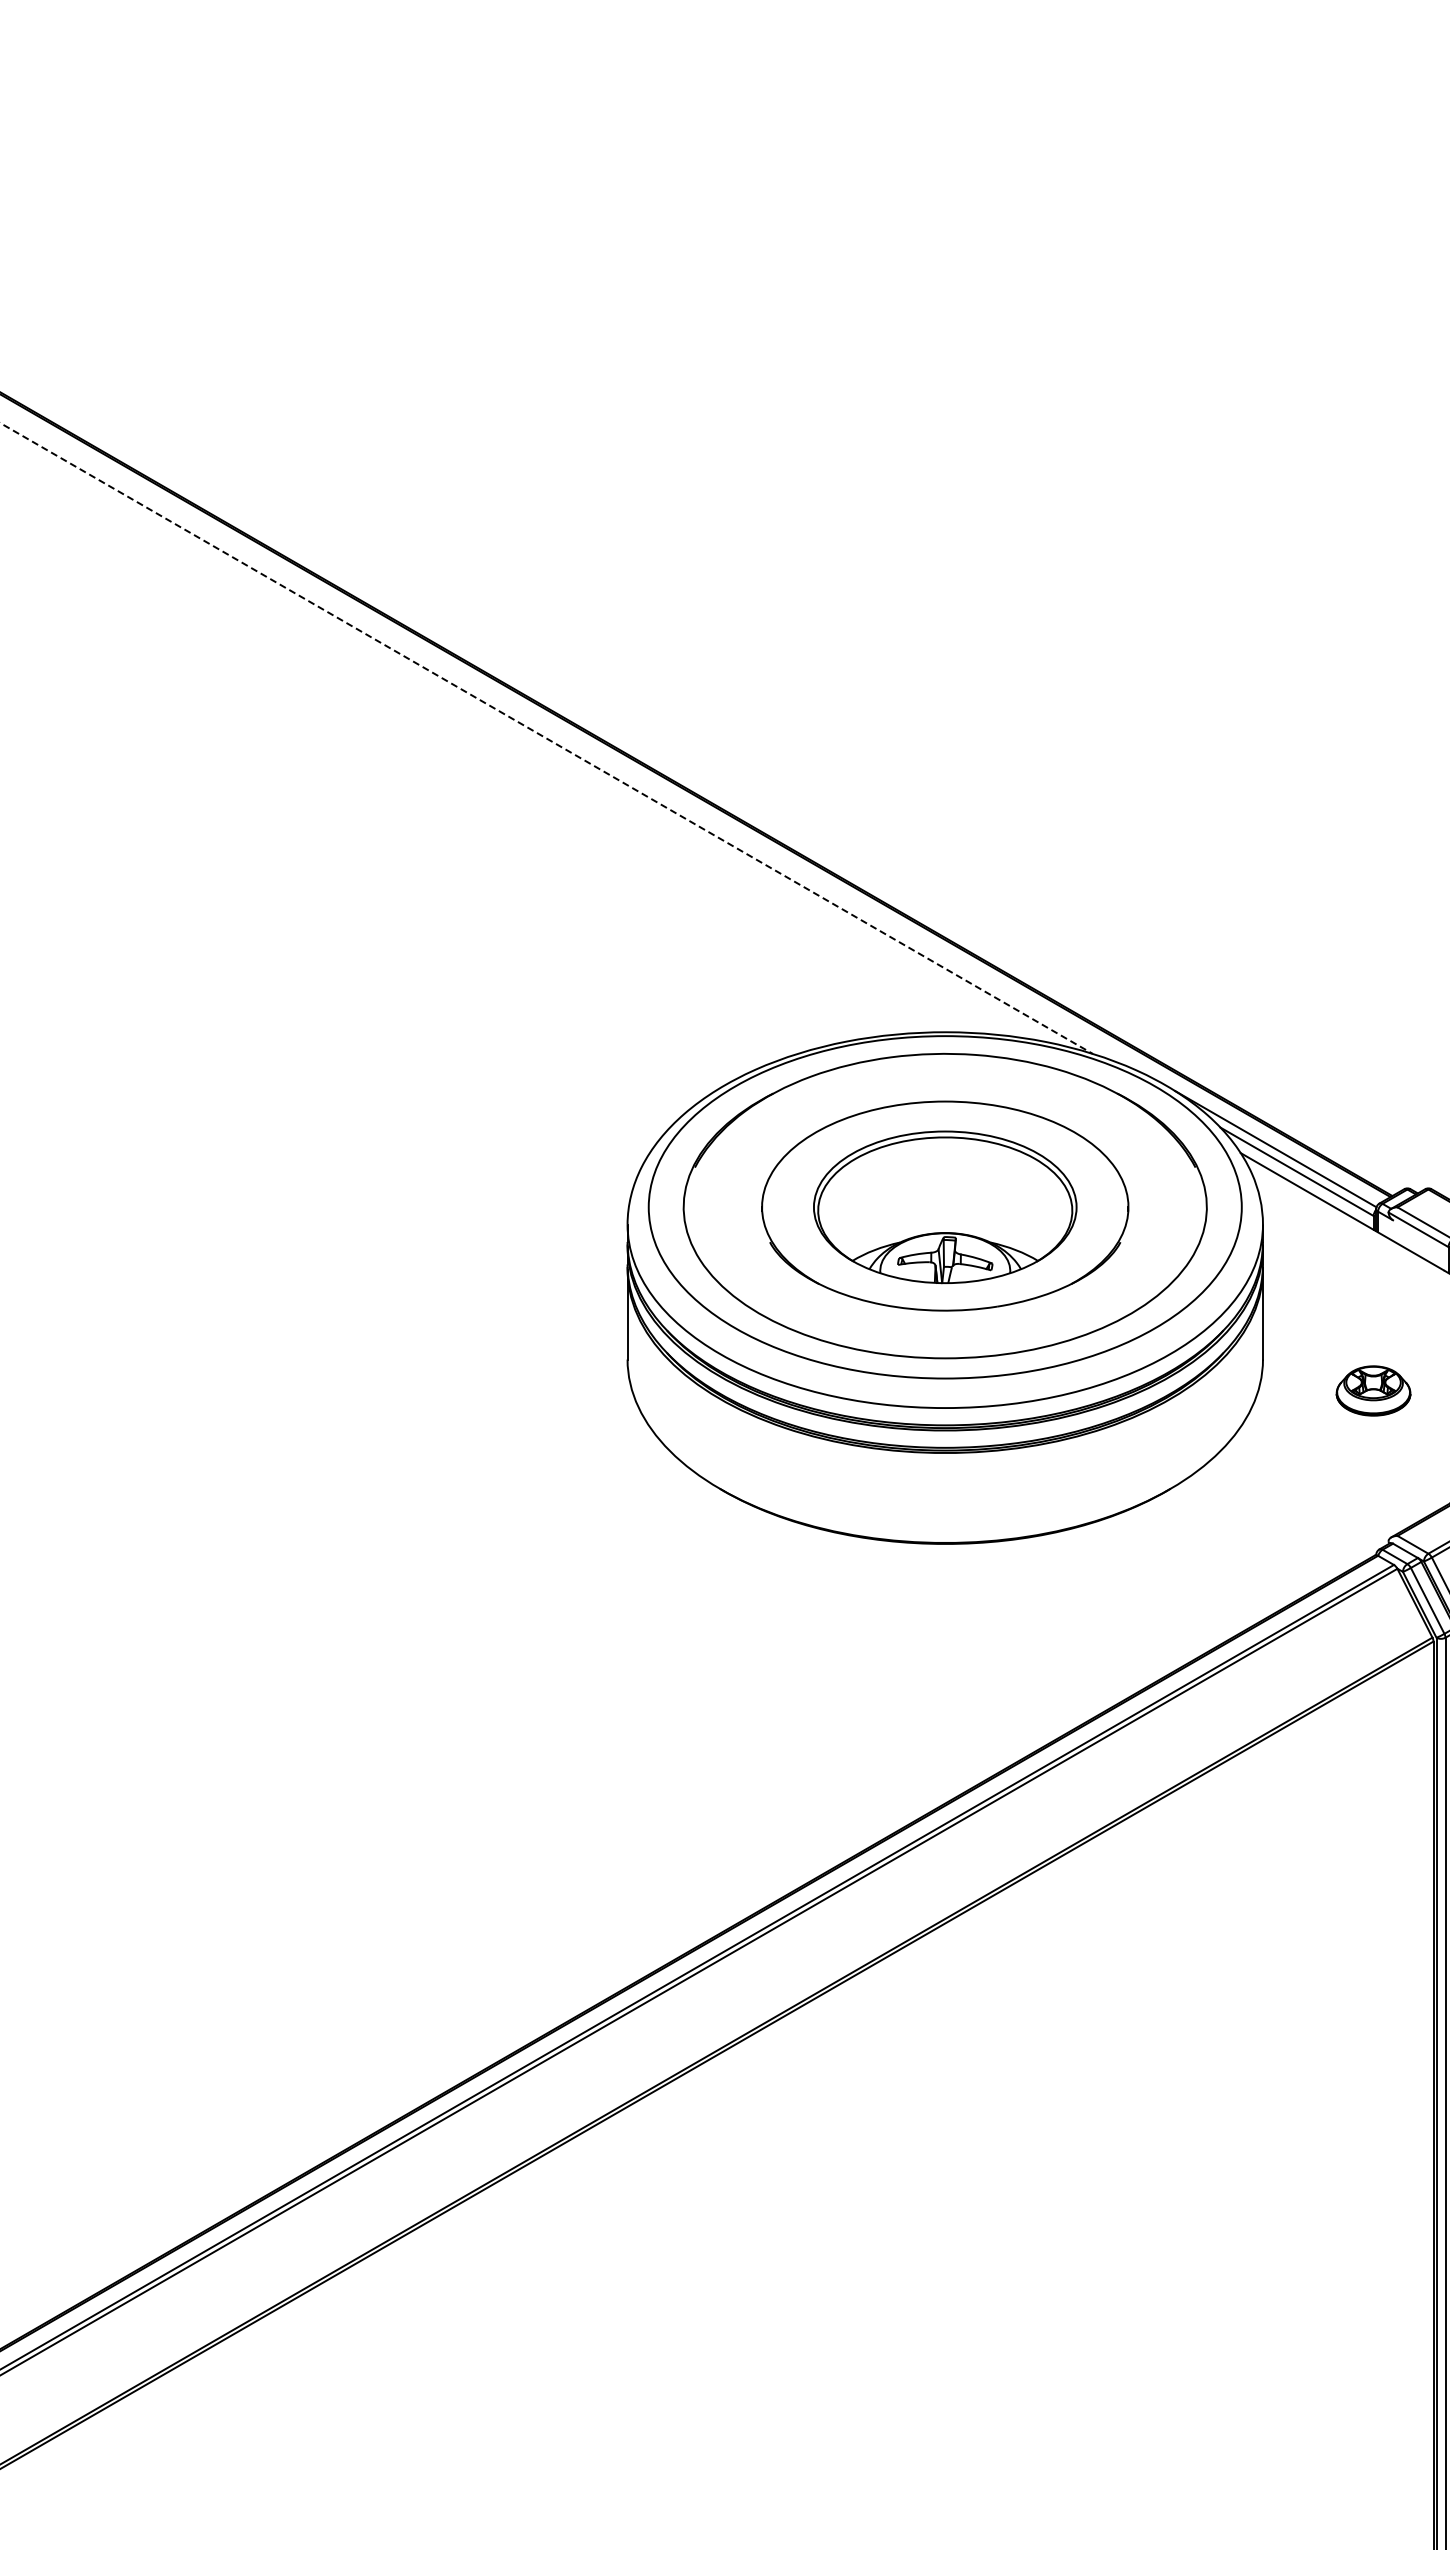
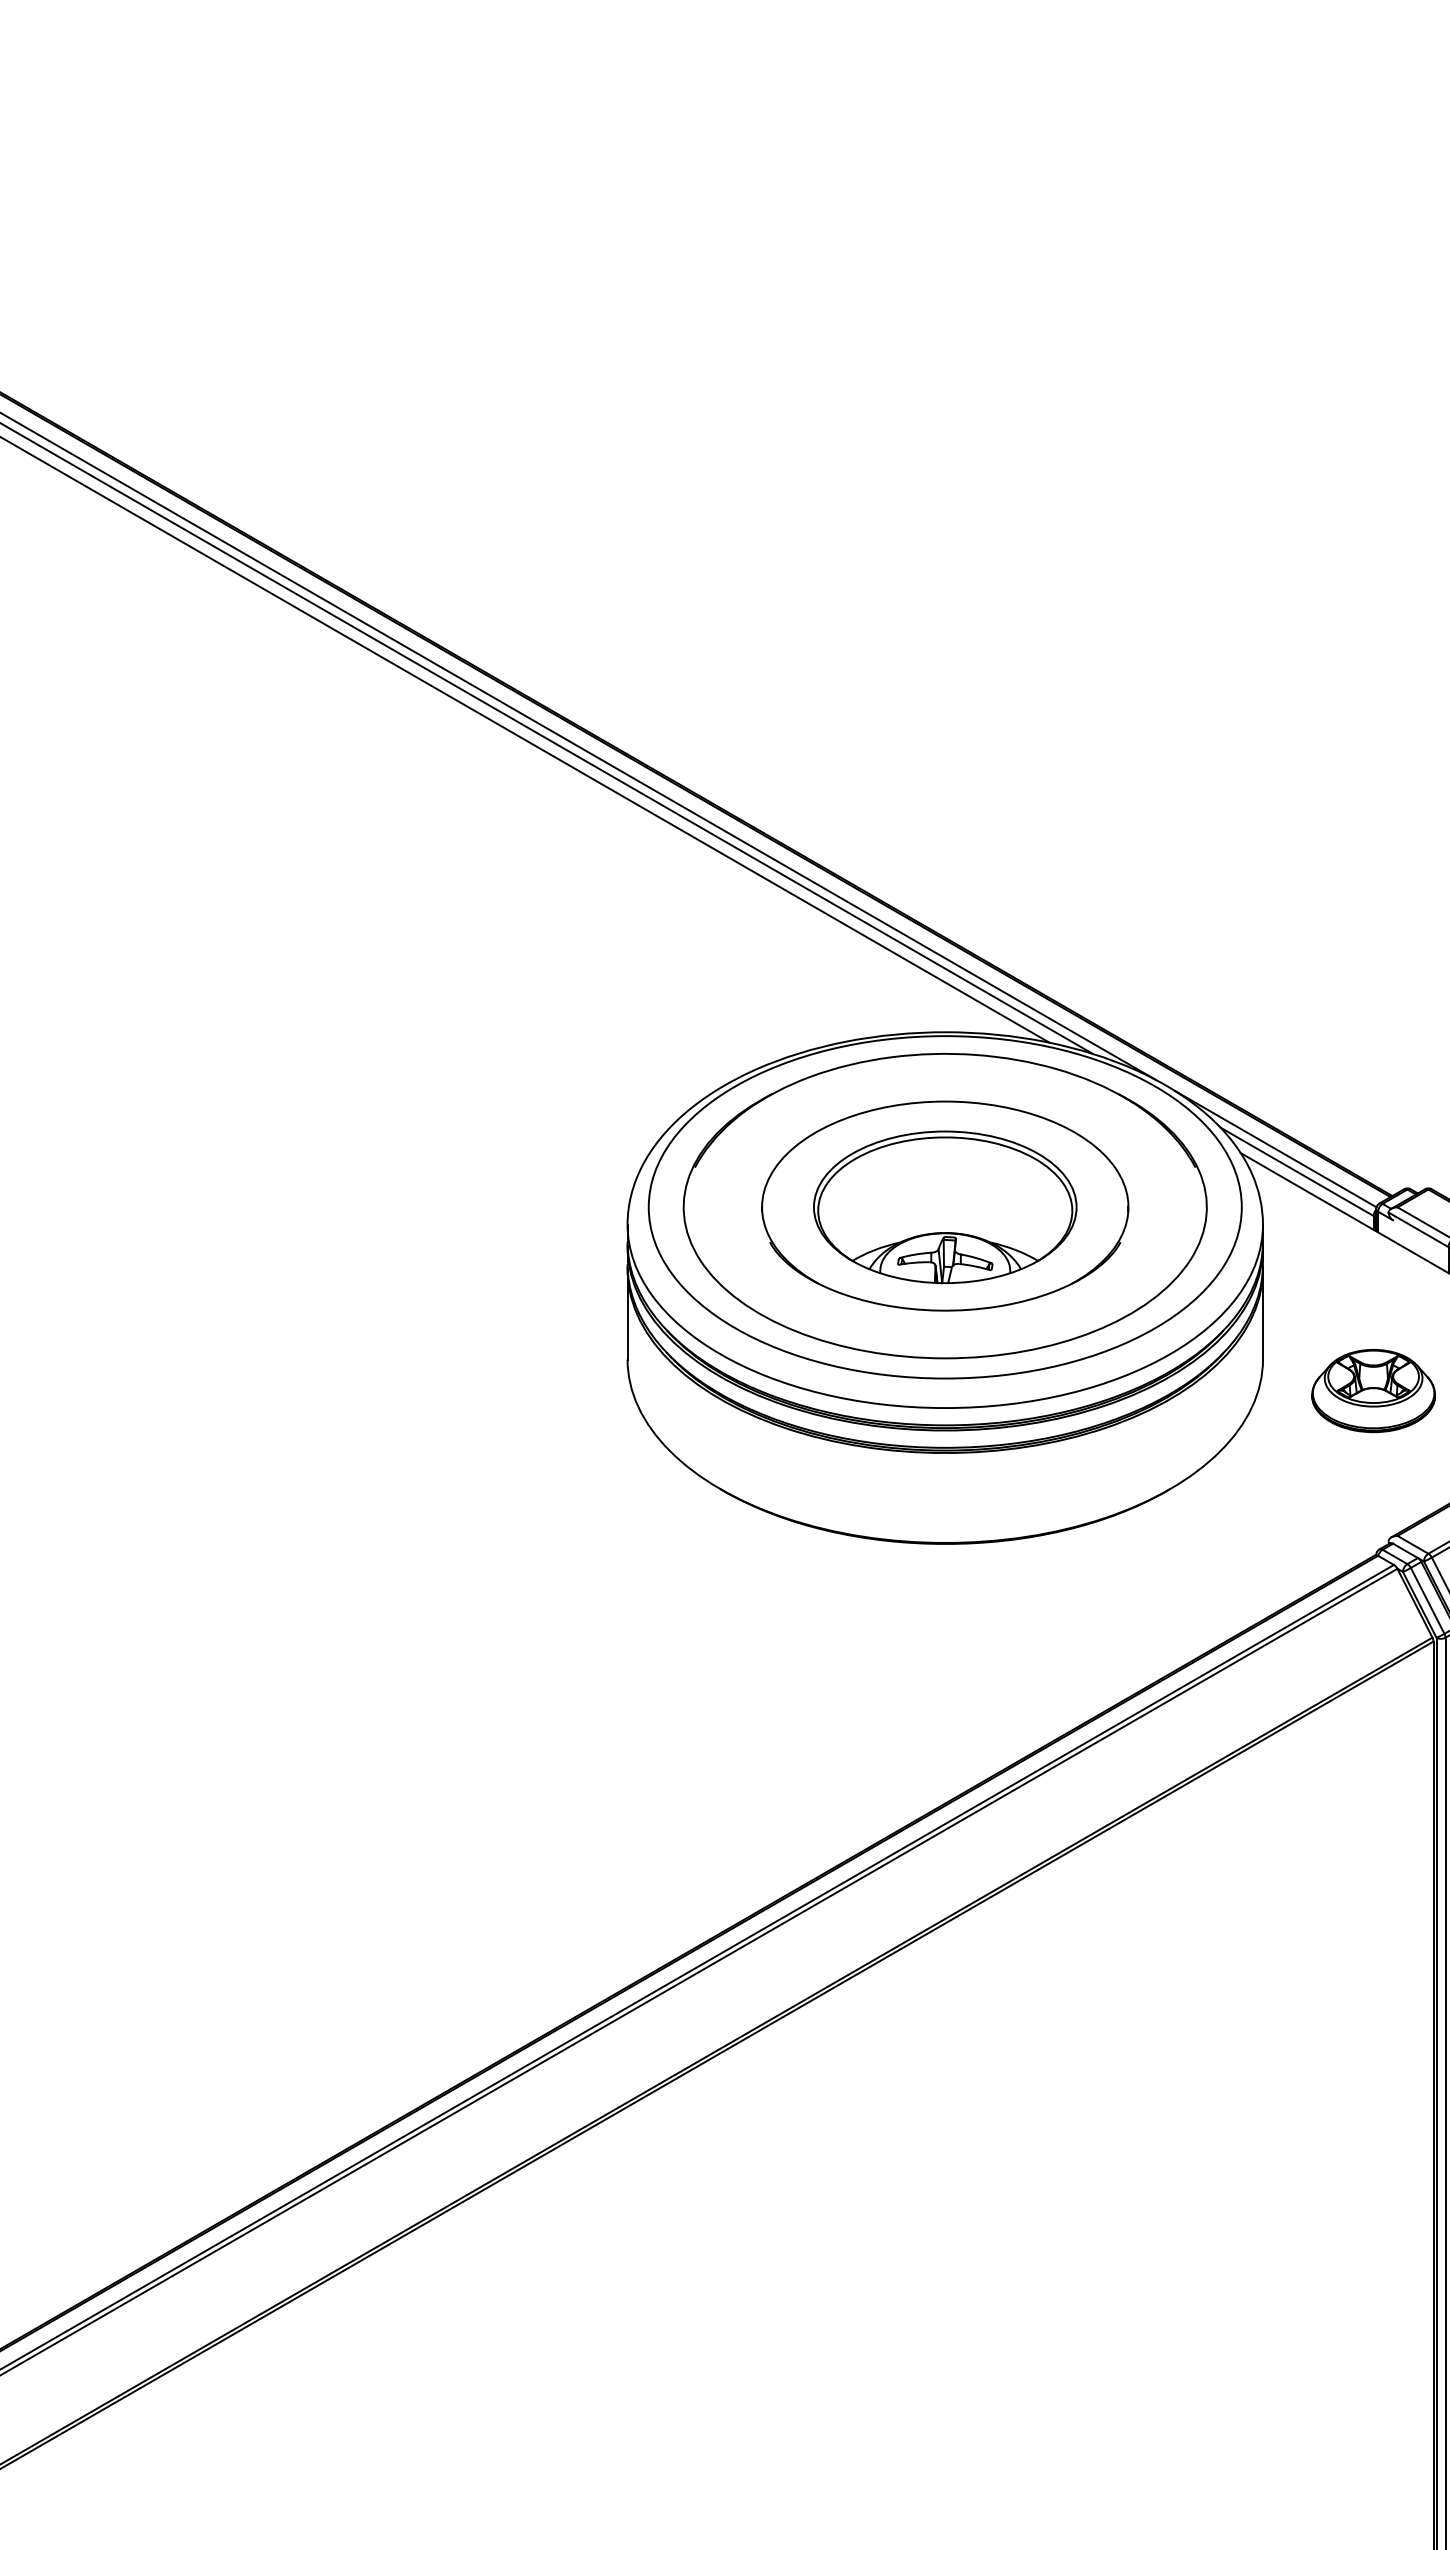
line: dashed -> solid (547, 738)
line: none -> present (525, 740)
line: none -> present (578, 746)
part size: 77x52 px -> 125x86 px (1373, 1390)
